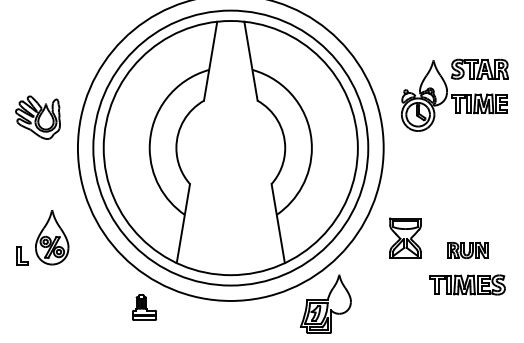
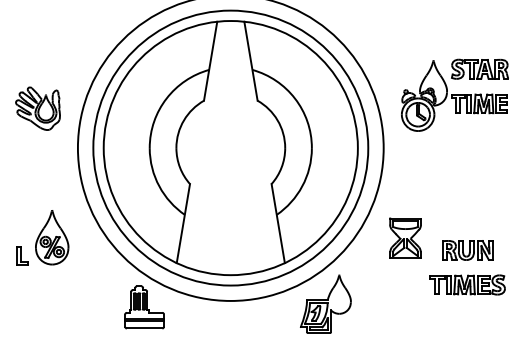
part position: (37, 117) -> (37, 108) (37, 108)
part size: 42x17 px -> 52x21 px (467, 250)
part size: 25x27 px -> 41x45 px (144, 307)
